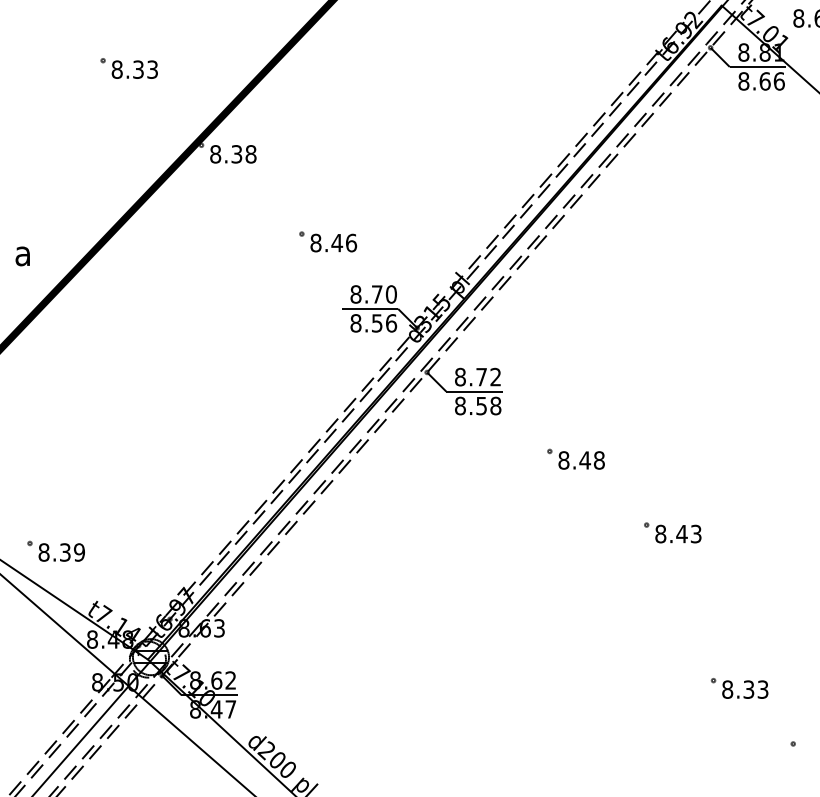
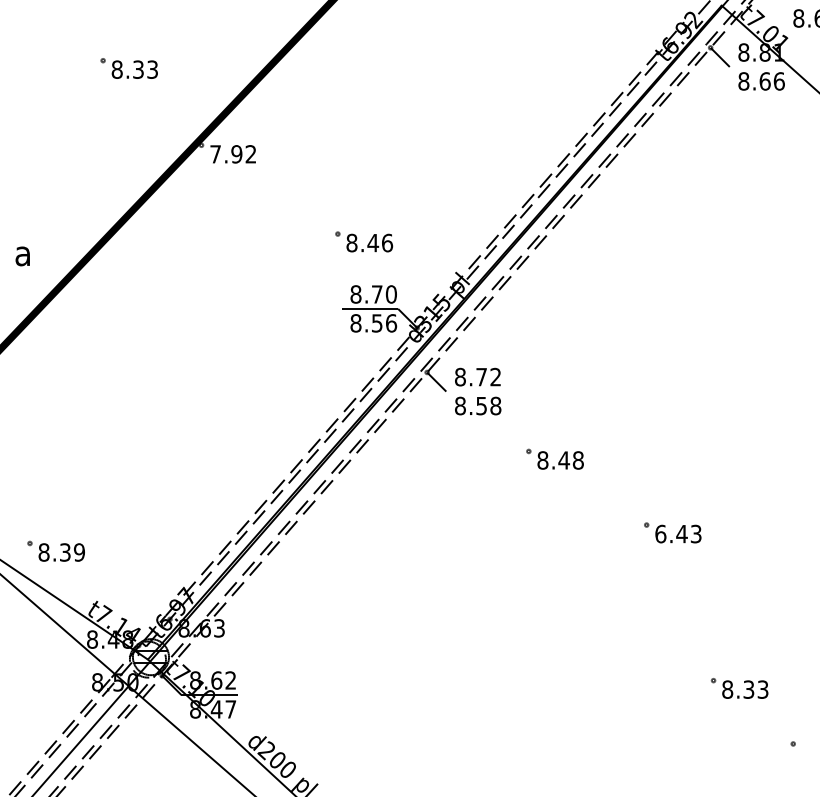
line: present -> none (757, 67)
text: 8.38 -> 7.92 (233, 154)
part position: (328, 241) -> (364, 241) (364, 241)
line: present -> none (474, 391)
part position: (575, 458) -> (554, 458) (554, 458)
text: 8.43 -> 6.43 (660, 533)
